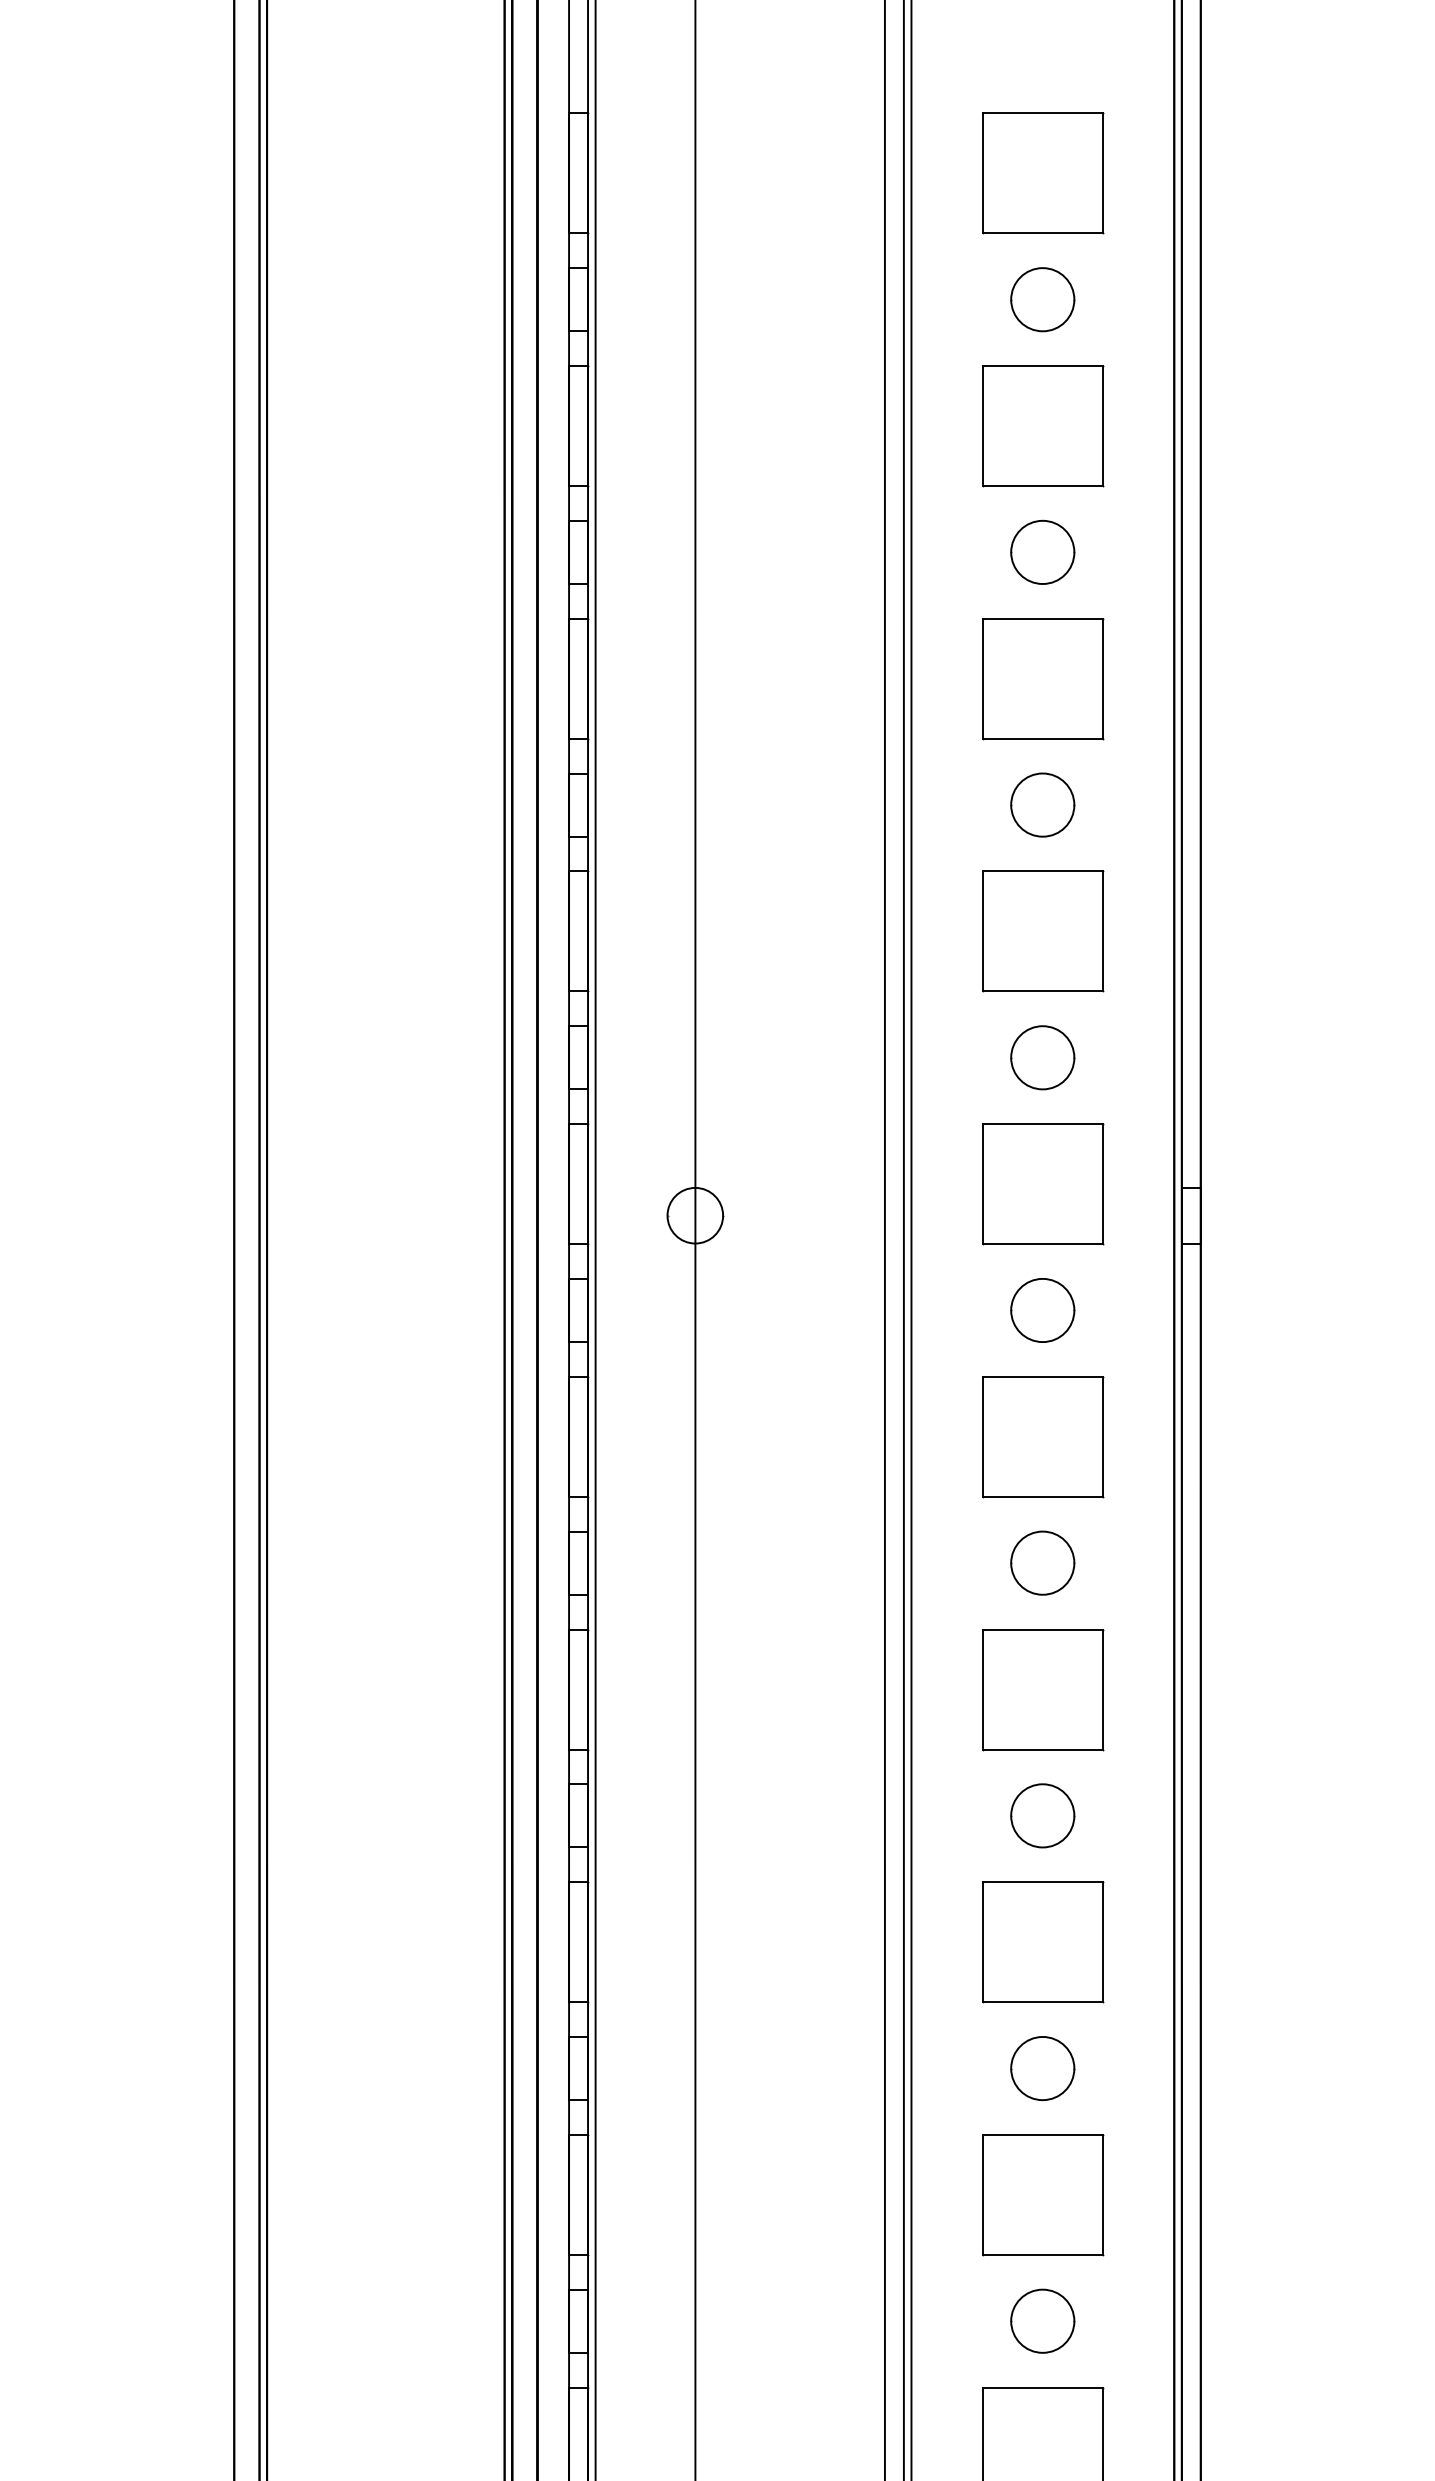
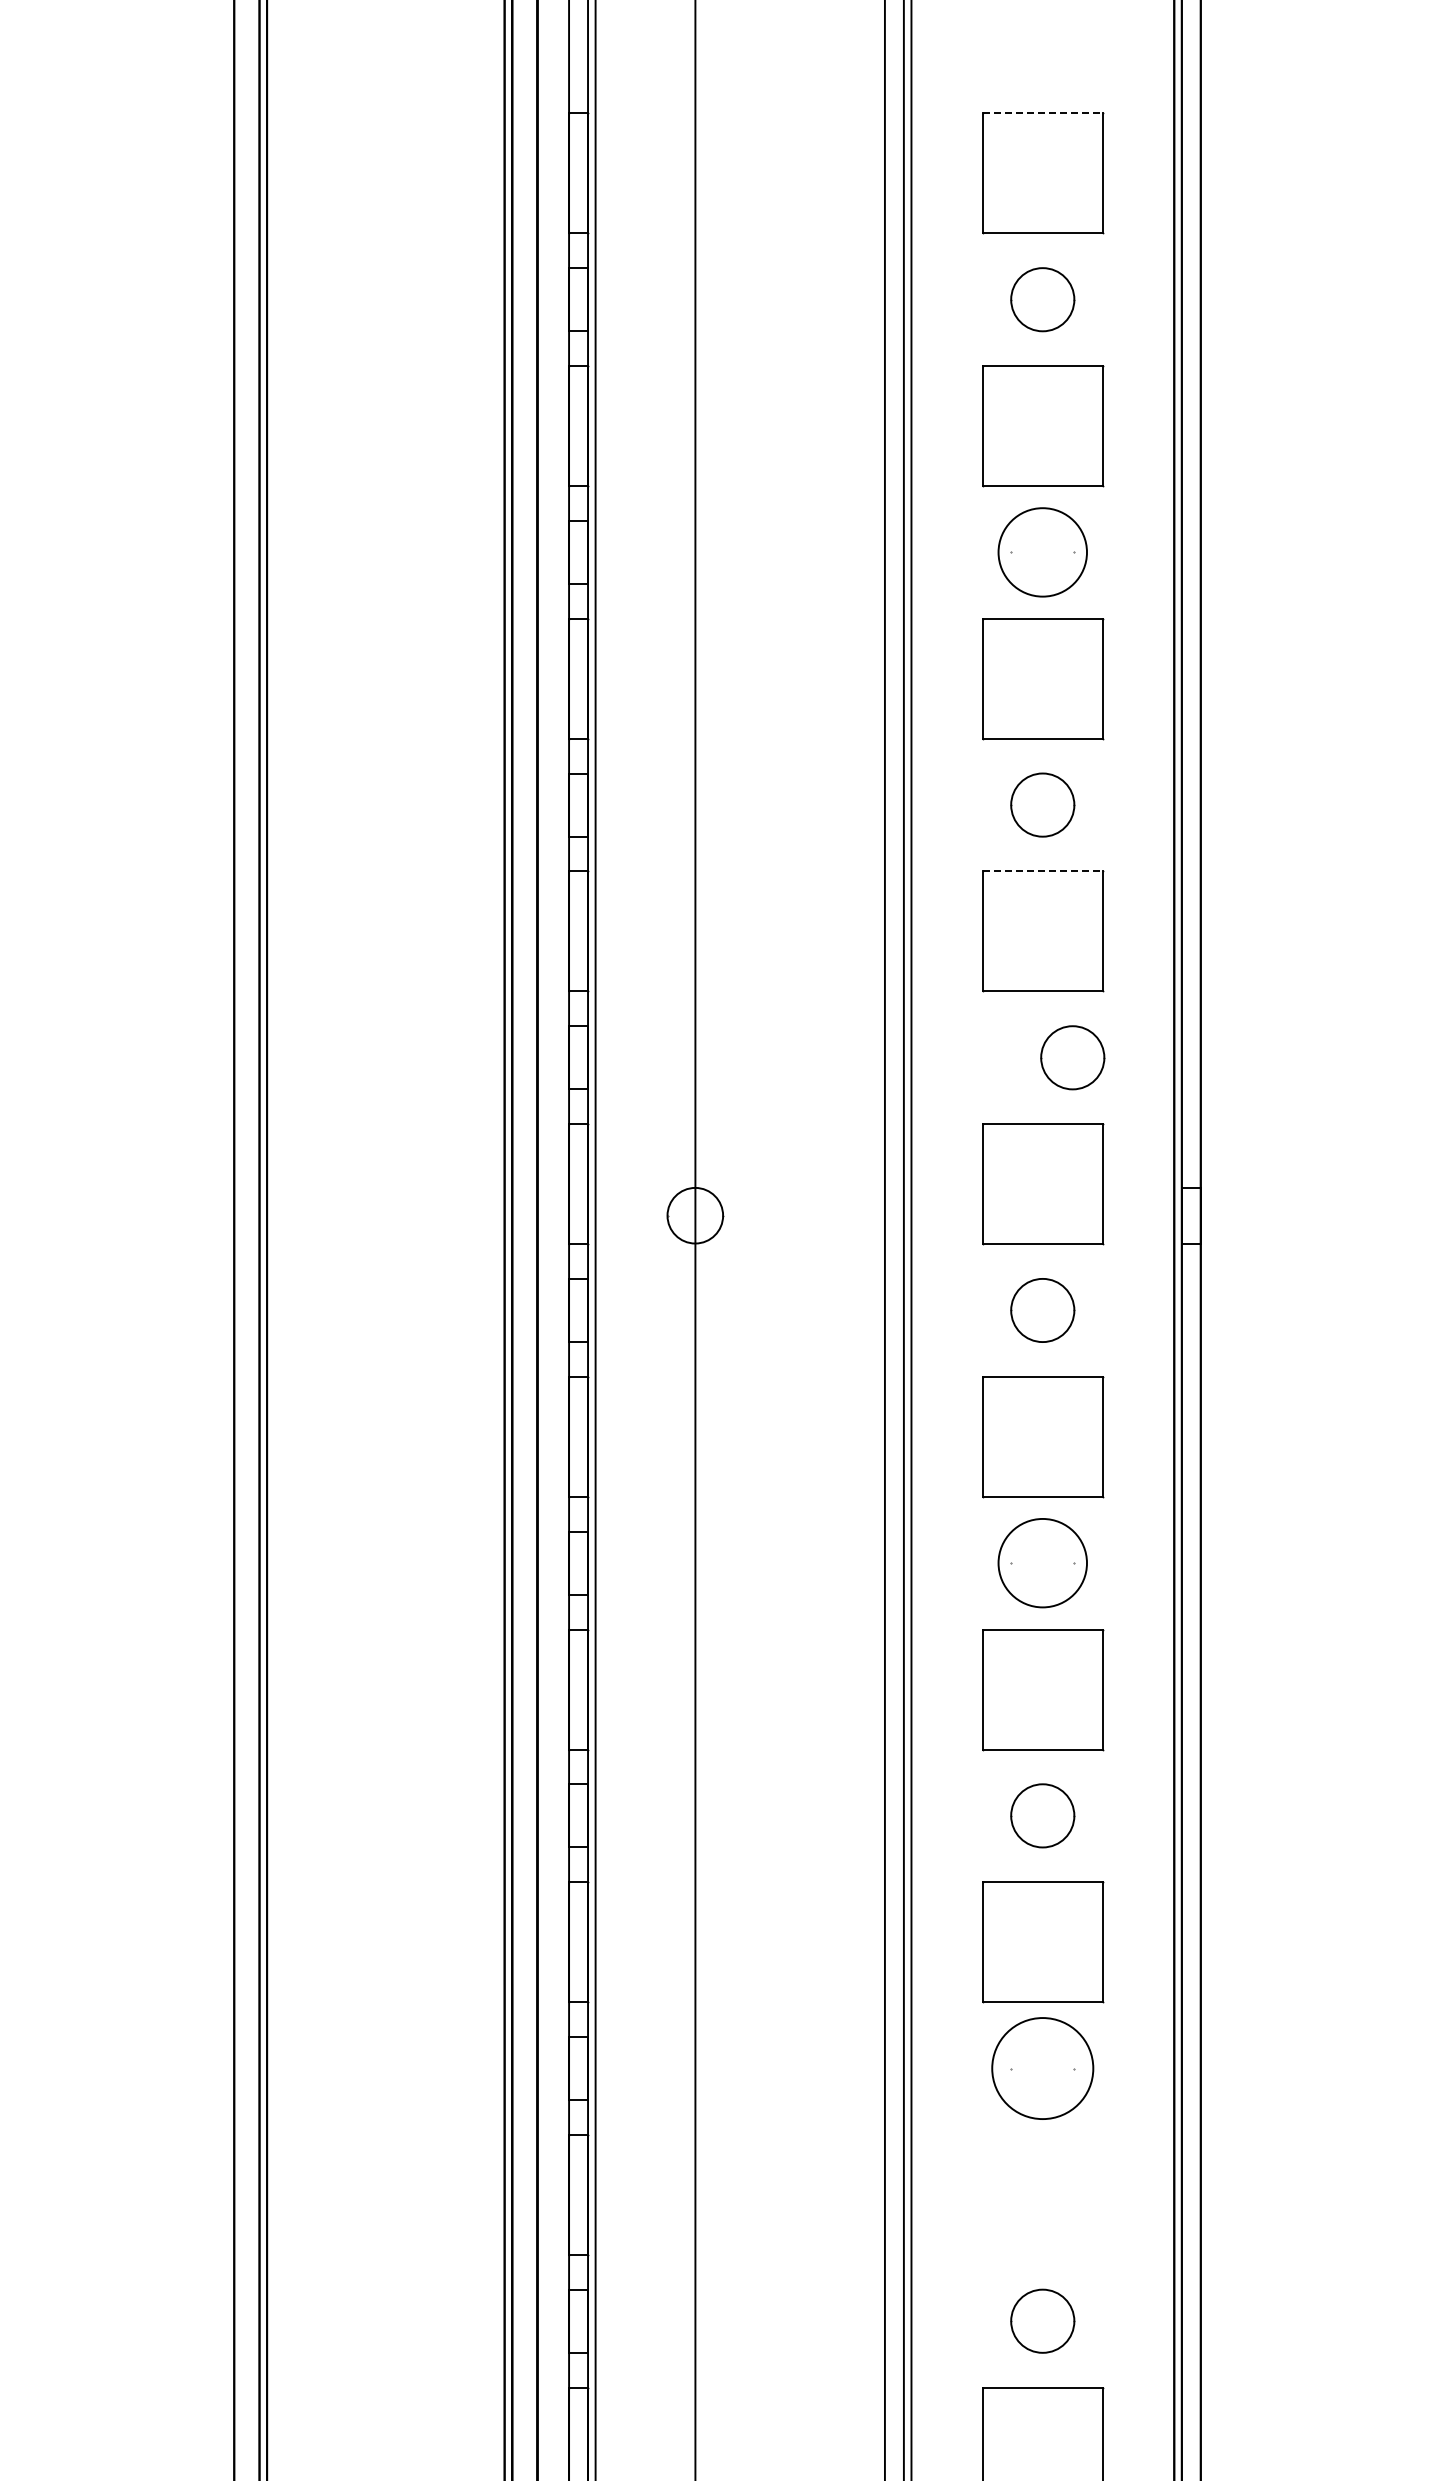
line: solid -> dashed (1043, 113)
circle diameter: 63 px -> 88 px (1042, 552)
line: solid -> dashed (1043, 871)
circle position: (1042, 1057) -> (1072, 1057) (1072, 1057)
circle diameter: 63 px -> 88 px (1042, 1562)
circle diameter: 63 px -> 101 px (1042, 2068)
part: present -> none (1043, 2195)
